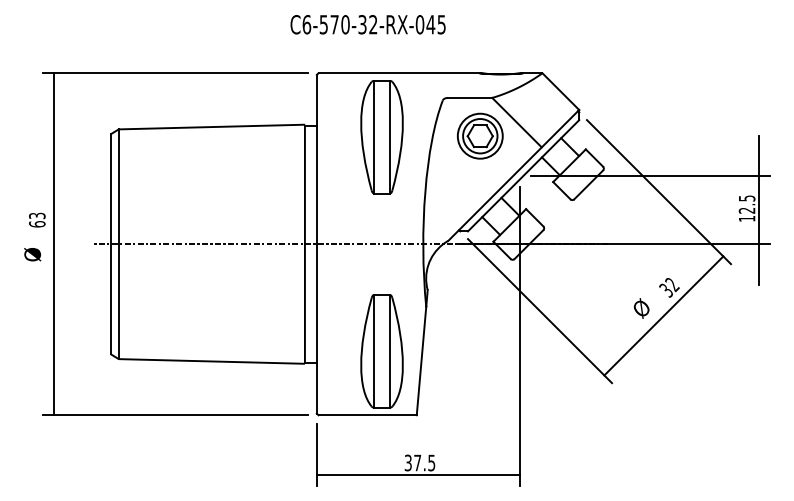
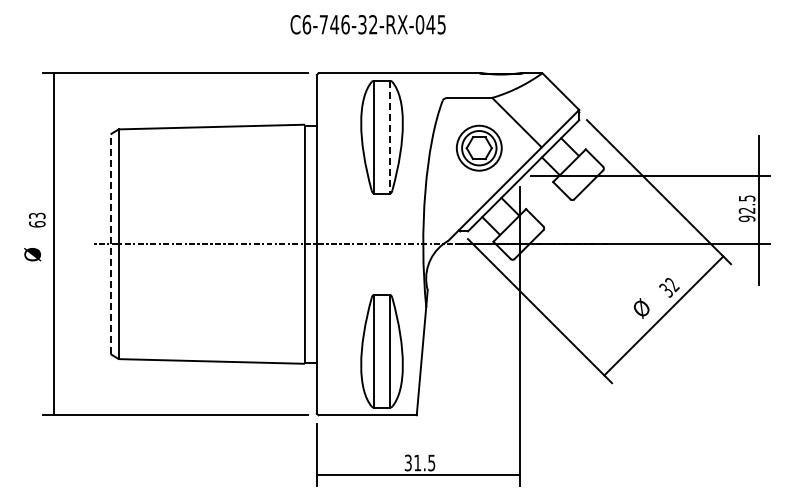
text: C6-570-32-RX-045 -> C6-746-32-RX-045 (334, 24)
part position: (479, 135) -> (478, 147) (478, 147)
line: solid -> dashed (389, 137)
text: 12.5 -> 92.5 (746, 218)
line: solid -> dashed (110, 244)
text: 37.5 -> 31.5 (417, 462)
